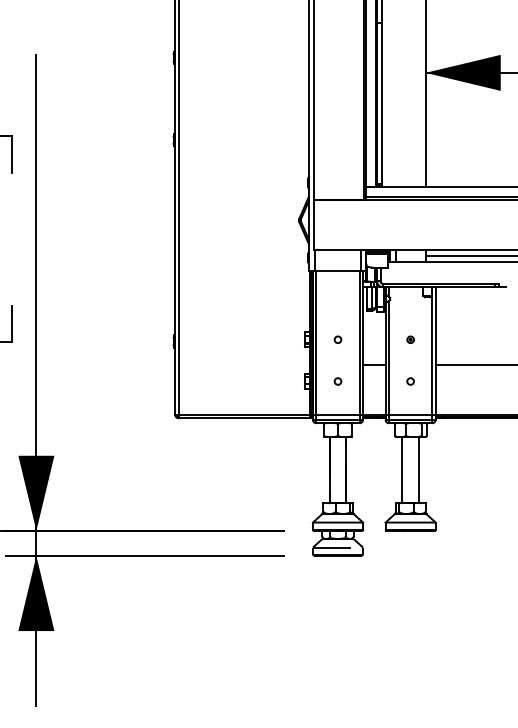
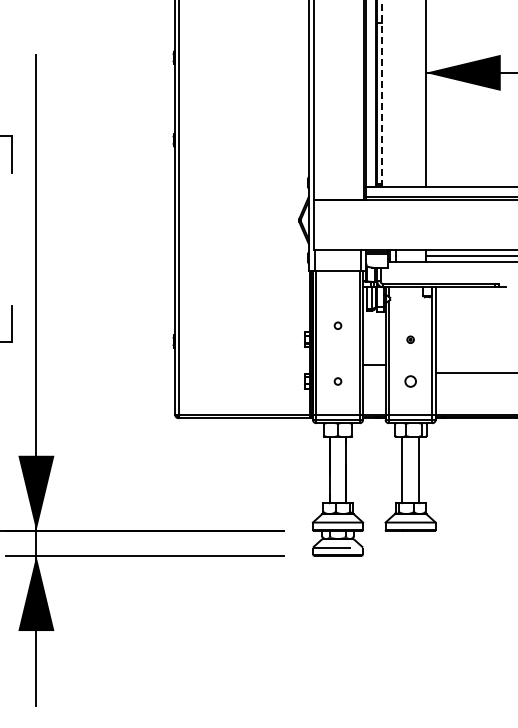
line: solid -> dashed (382, 93)
circle position: (337, 339) -> (337, 325) (337, 325)
line position: (474, 364) -> (474, 372) (474, 372)
circle size: 9x9 px -> 13x13 px (410, 381)
